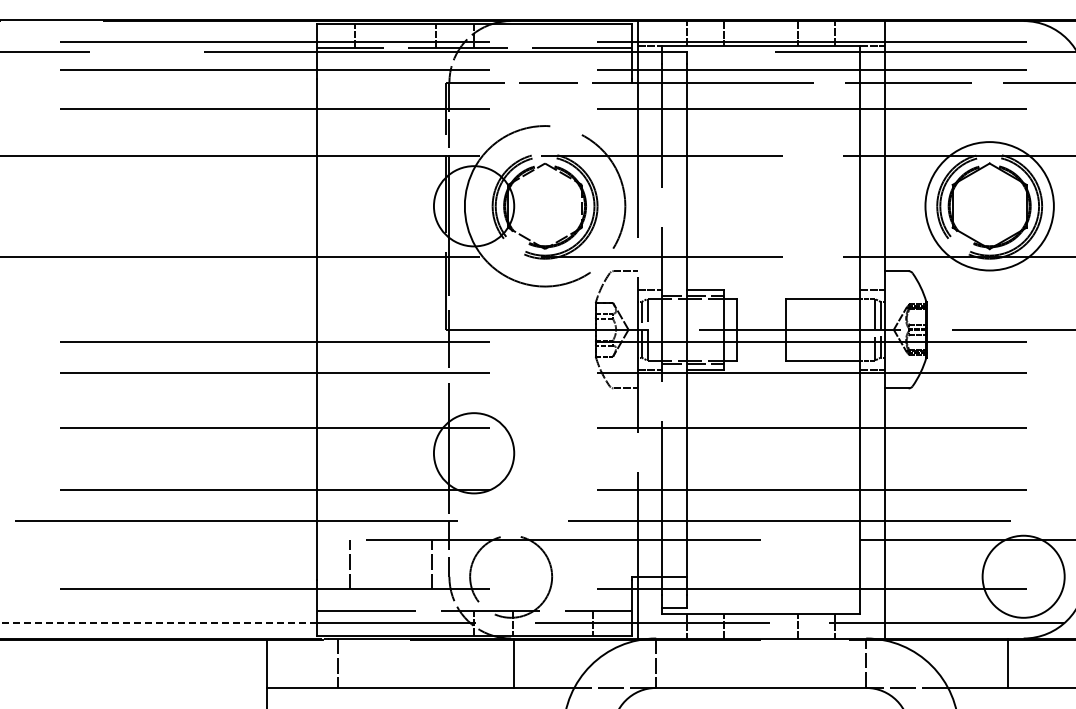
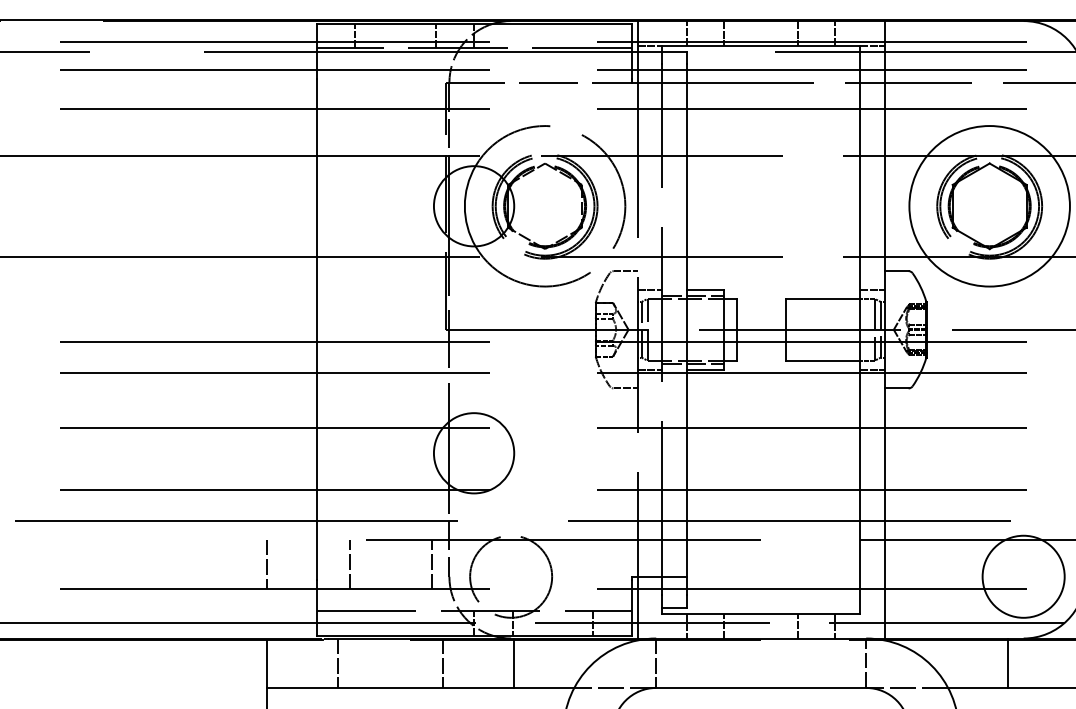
circle diameter: 128 px -> 161 px (989, 206)
line: none -> present (267, 564)
line: dashed -> solid (158, 622)
line: none -> present (443, 662)
